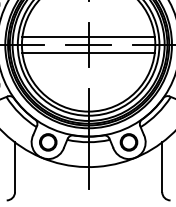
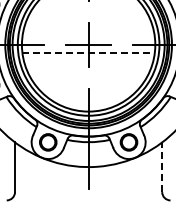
line: present -> none (88, 36)
line: solid -> dashed (89, 53)
line: solid -> dashed (162, 167)
